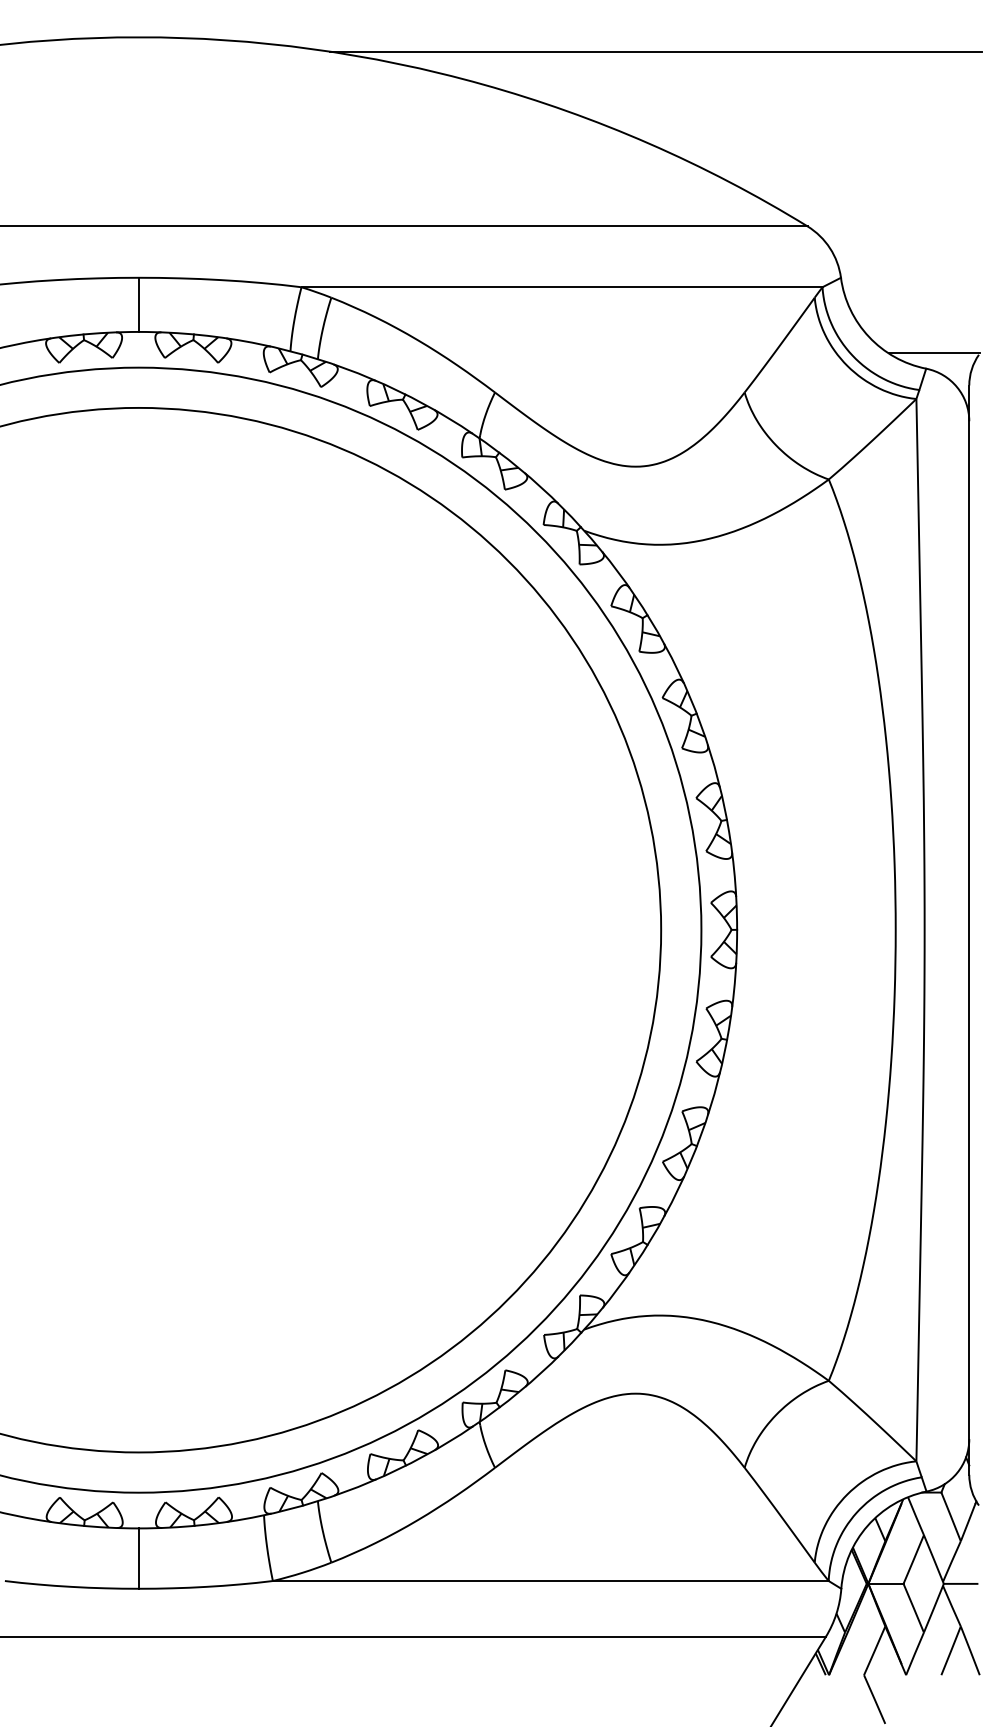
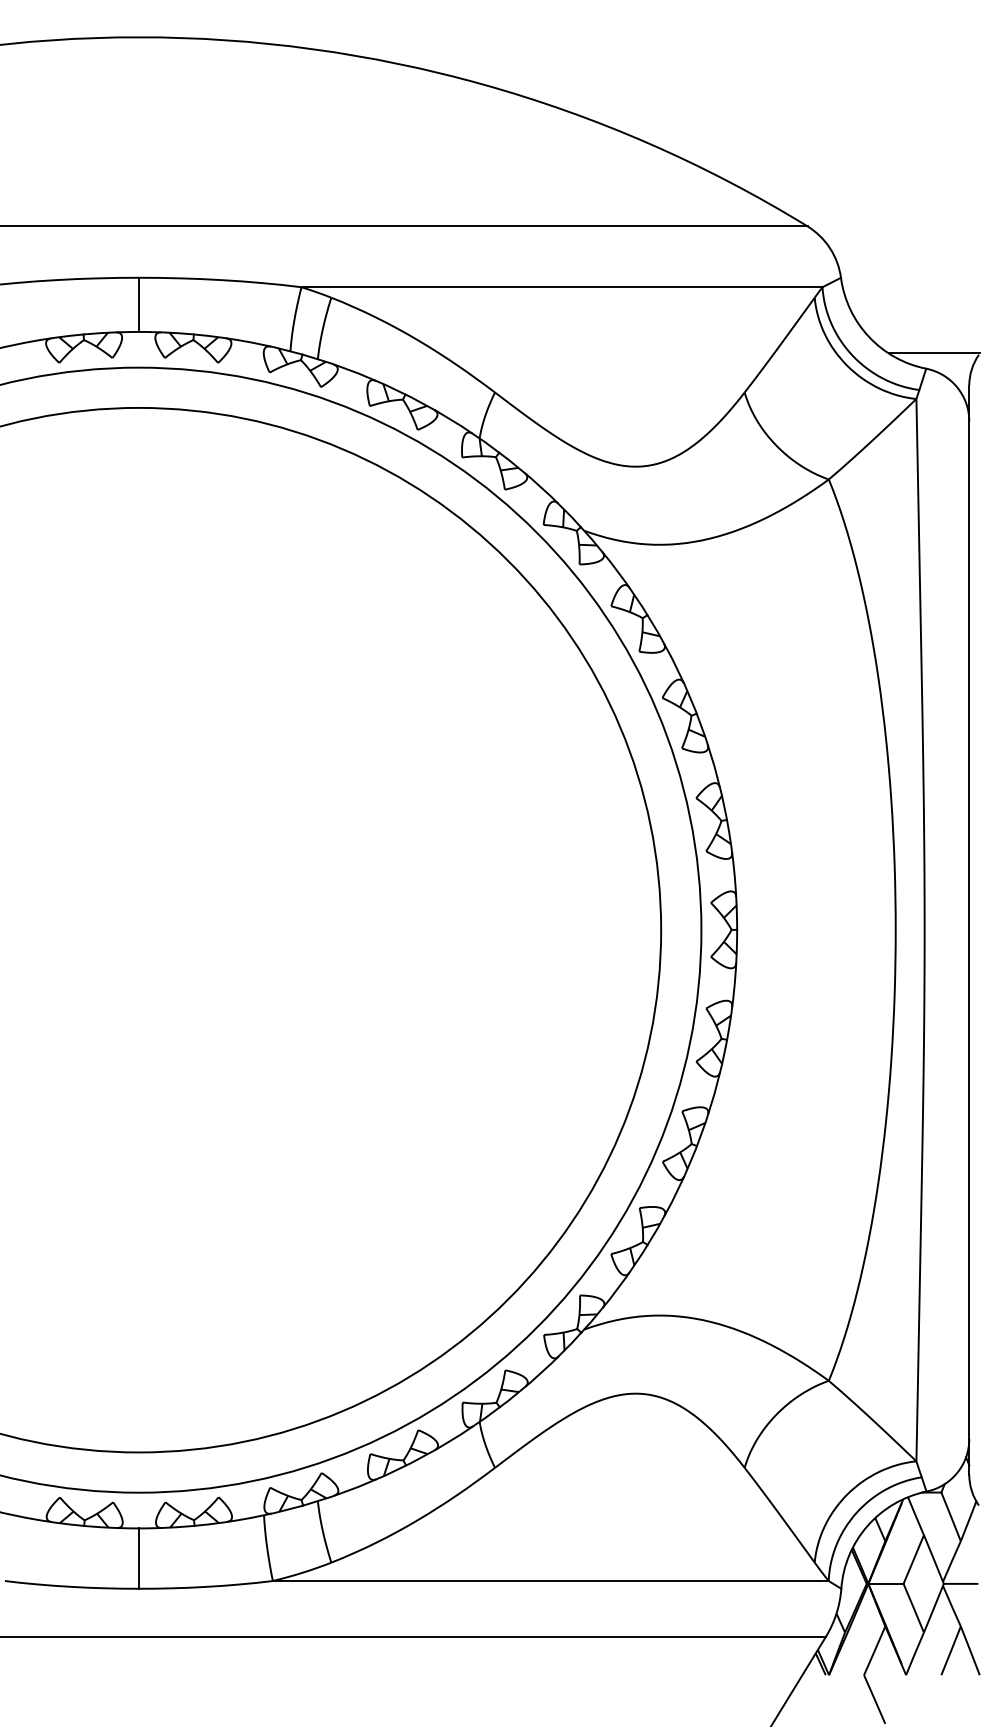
line: present -> none (655, 51)
